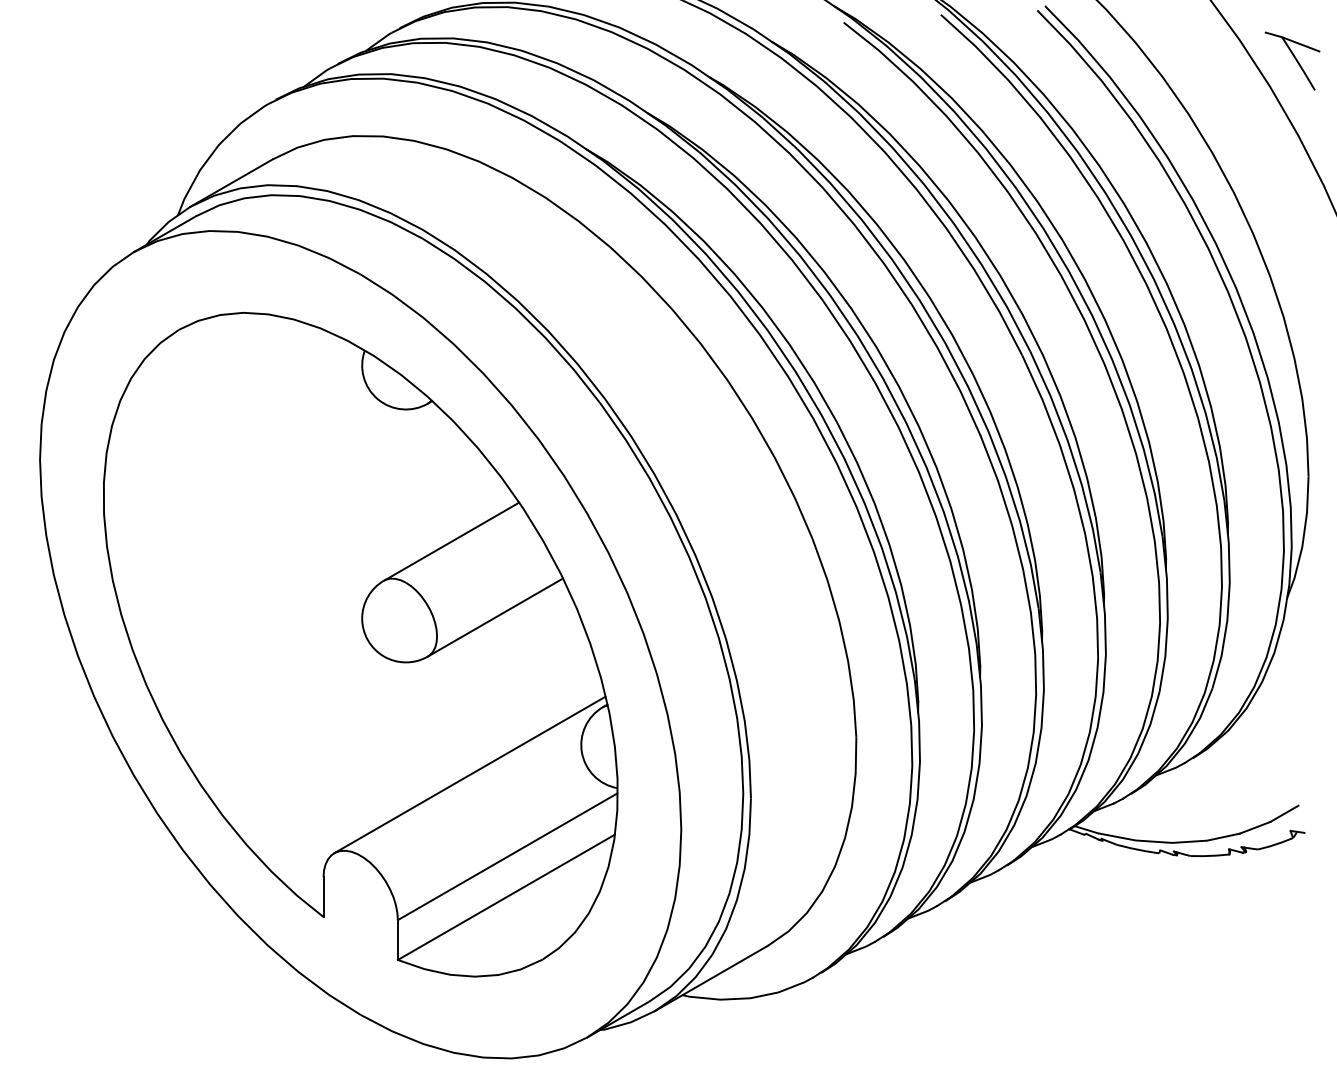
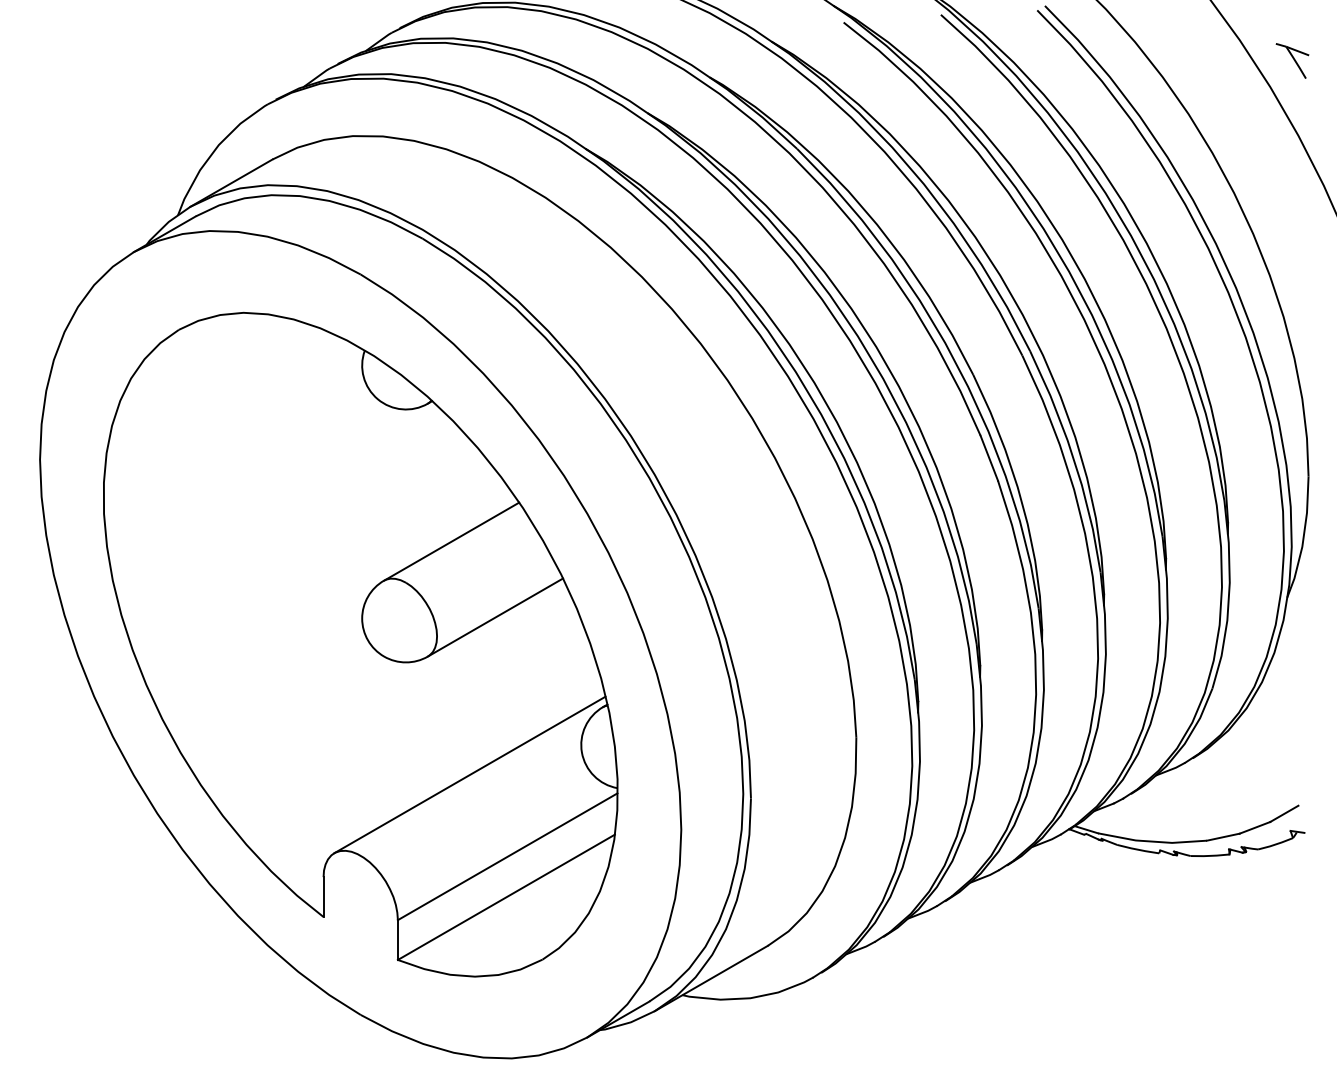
part size: 57x60 px -> 35x36 px (1292, 60)
